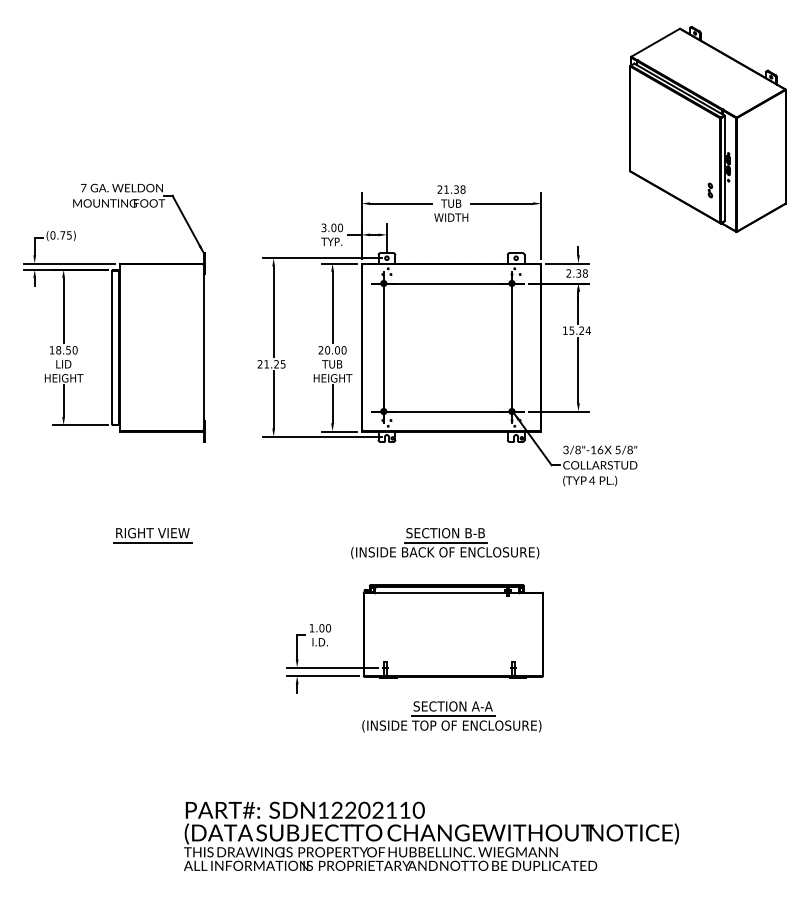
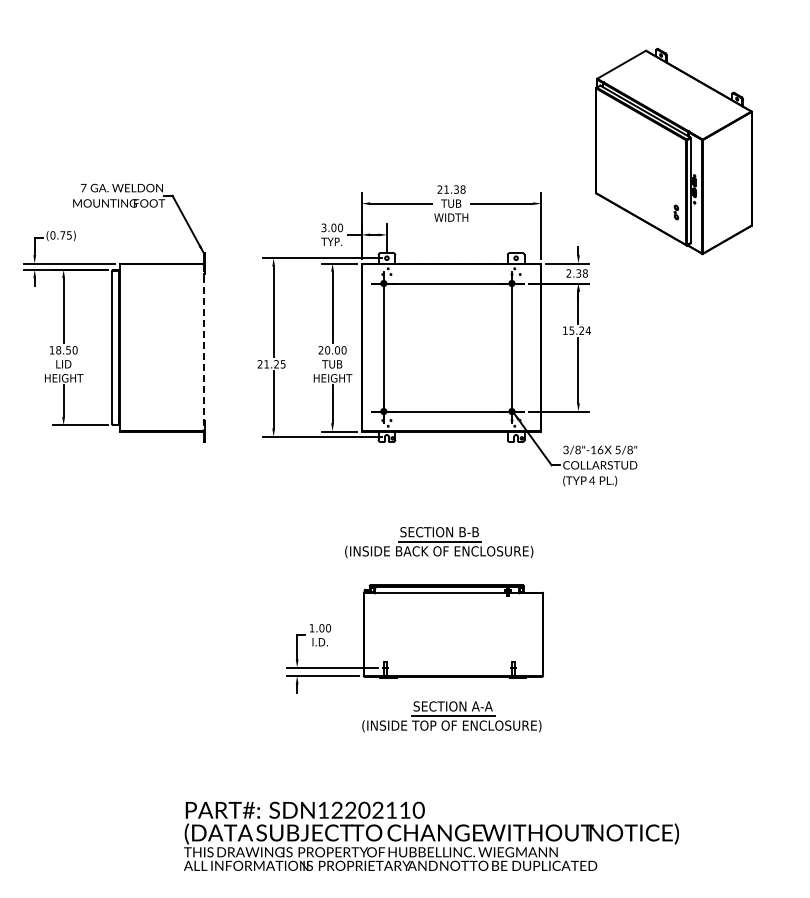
part position: (707, 129) -> (673, 151) (673, 151)
line: solid -> dashed (203, 348)
part: present -> none (152, 535)
part position: (445, 543) -> (439, 542) (439, 542)
